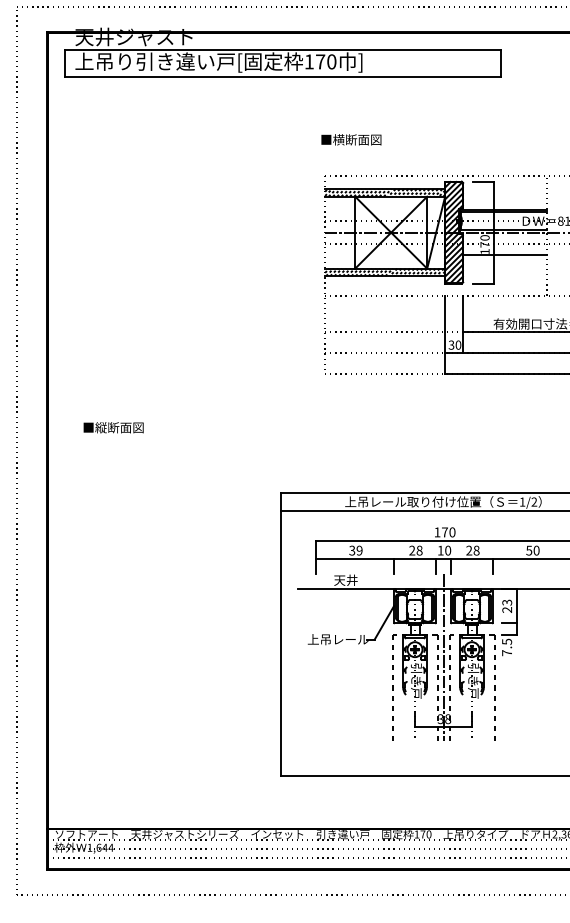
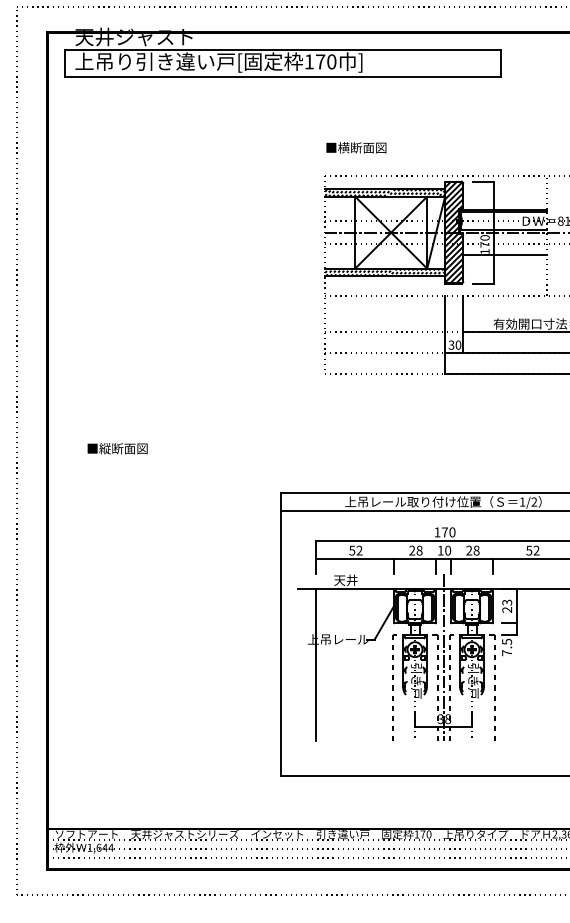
text position: (351, 139) -> (356, 147) (356, 147)
text position: (113, 427) -> (117, 448) (117, 448)
text: 39 -> 52 (355, 550)
text: 50 -> 52 (536, 550)
line: none -> present (316, 664)
